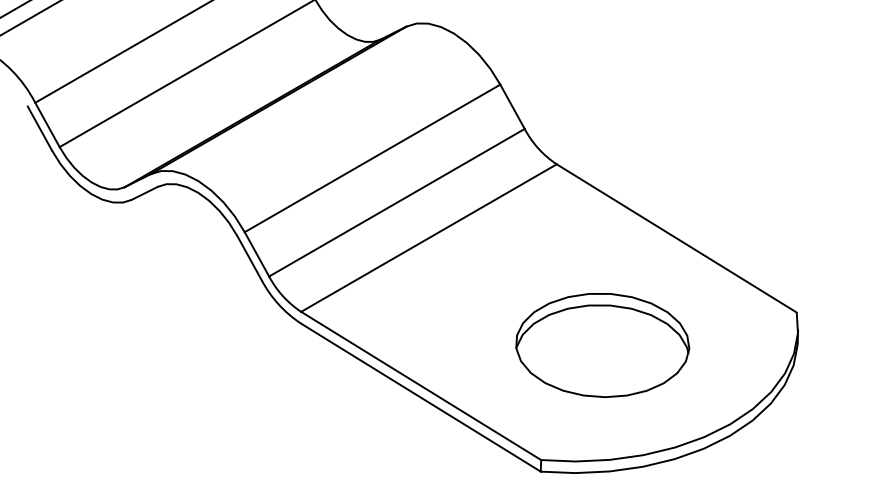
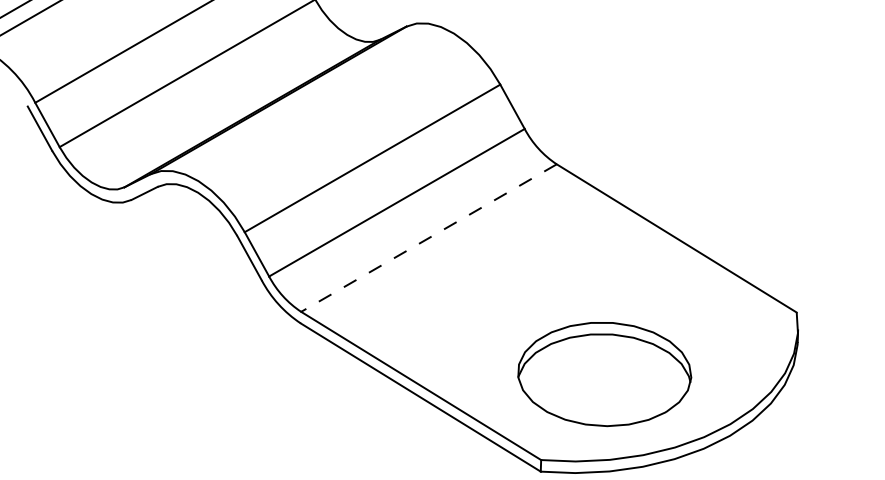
line: solid -> dashed (428, 238)
part position: (602, 345) -> (604, 374) (604, 374)
